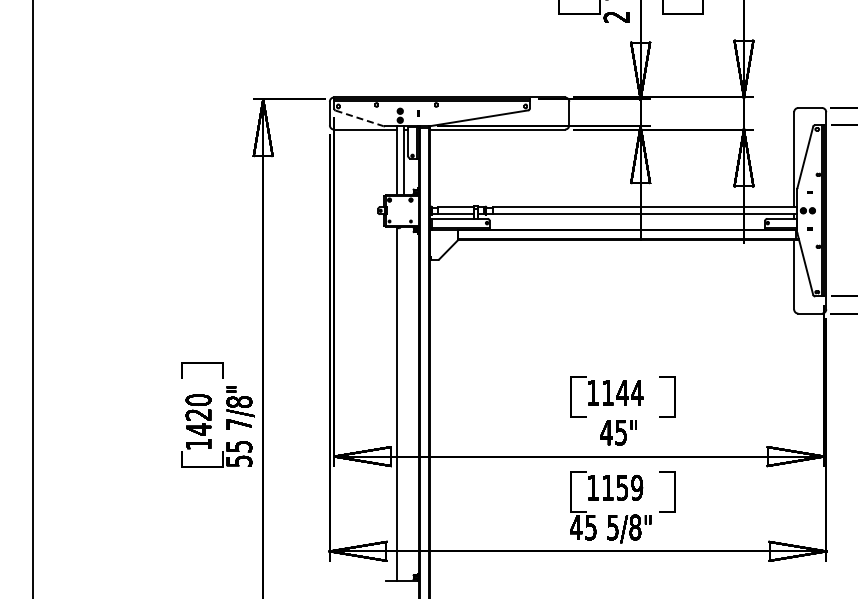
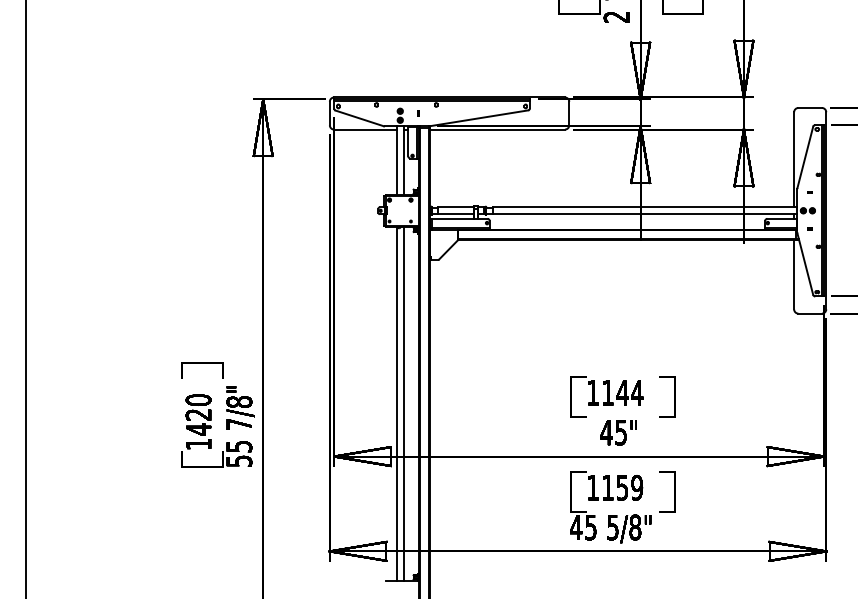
line: dashed -> solid (360, 118)
line position: (32, 298) -> (25, 298) (25, 298)
line: none -> present (403, 403)
